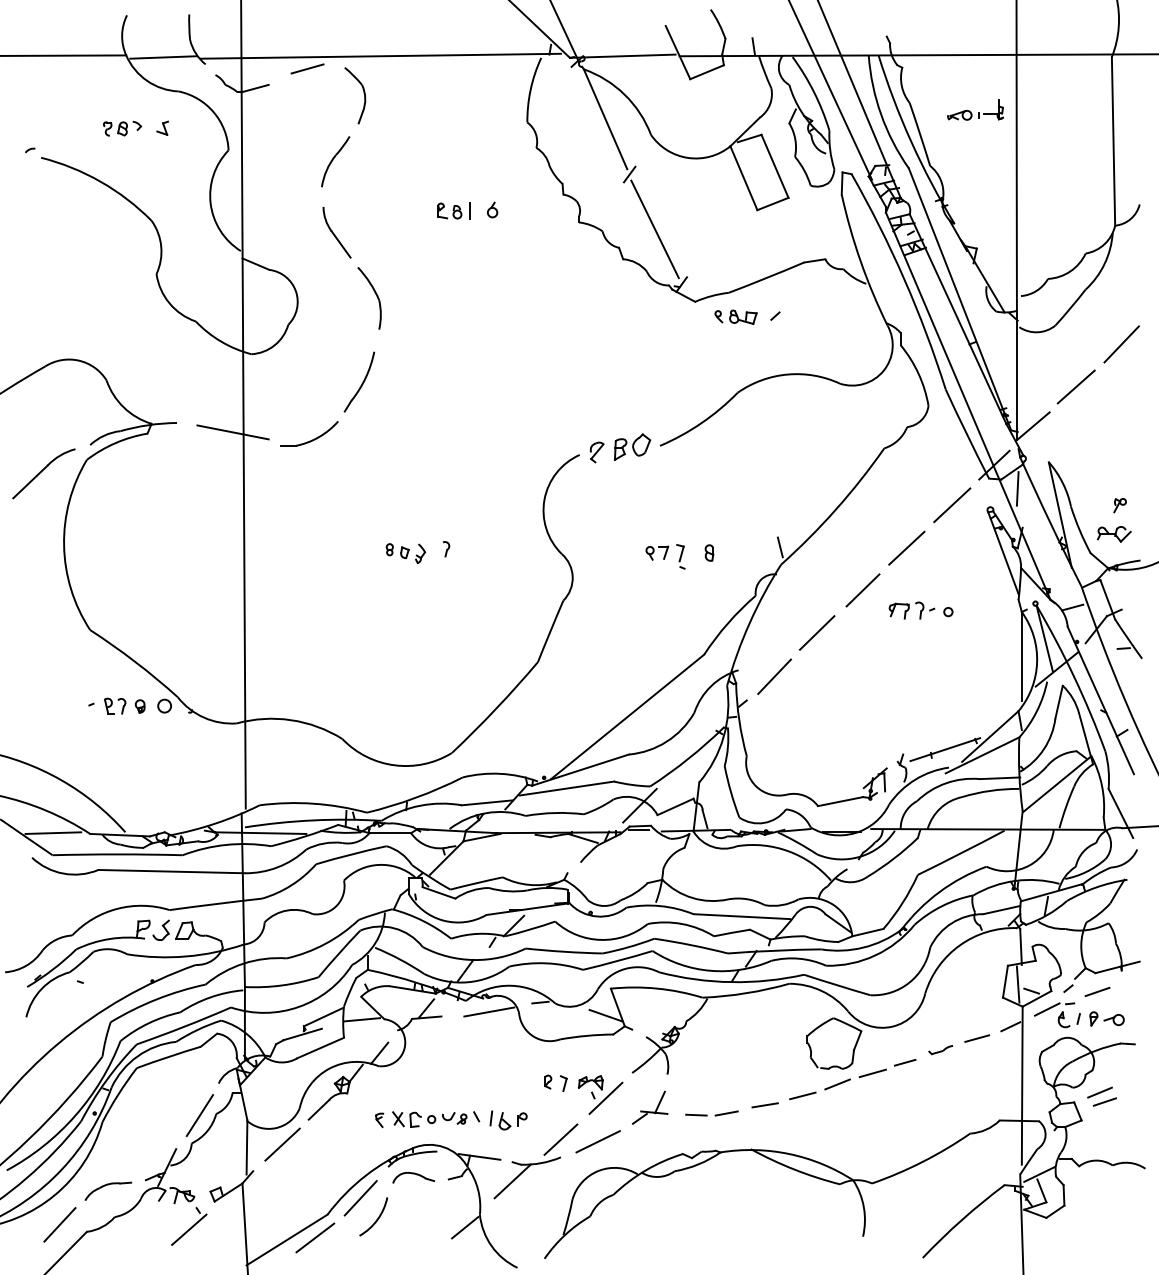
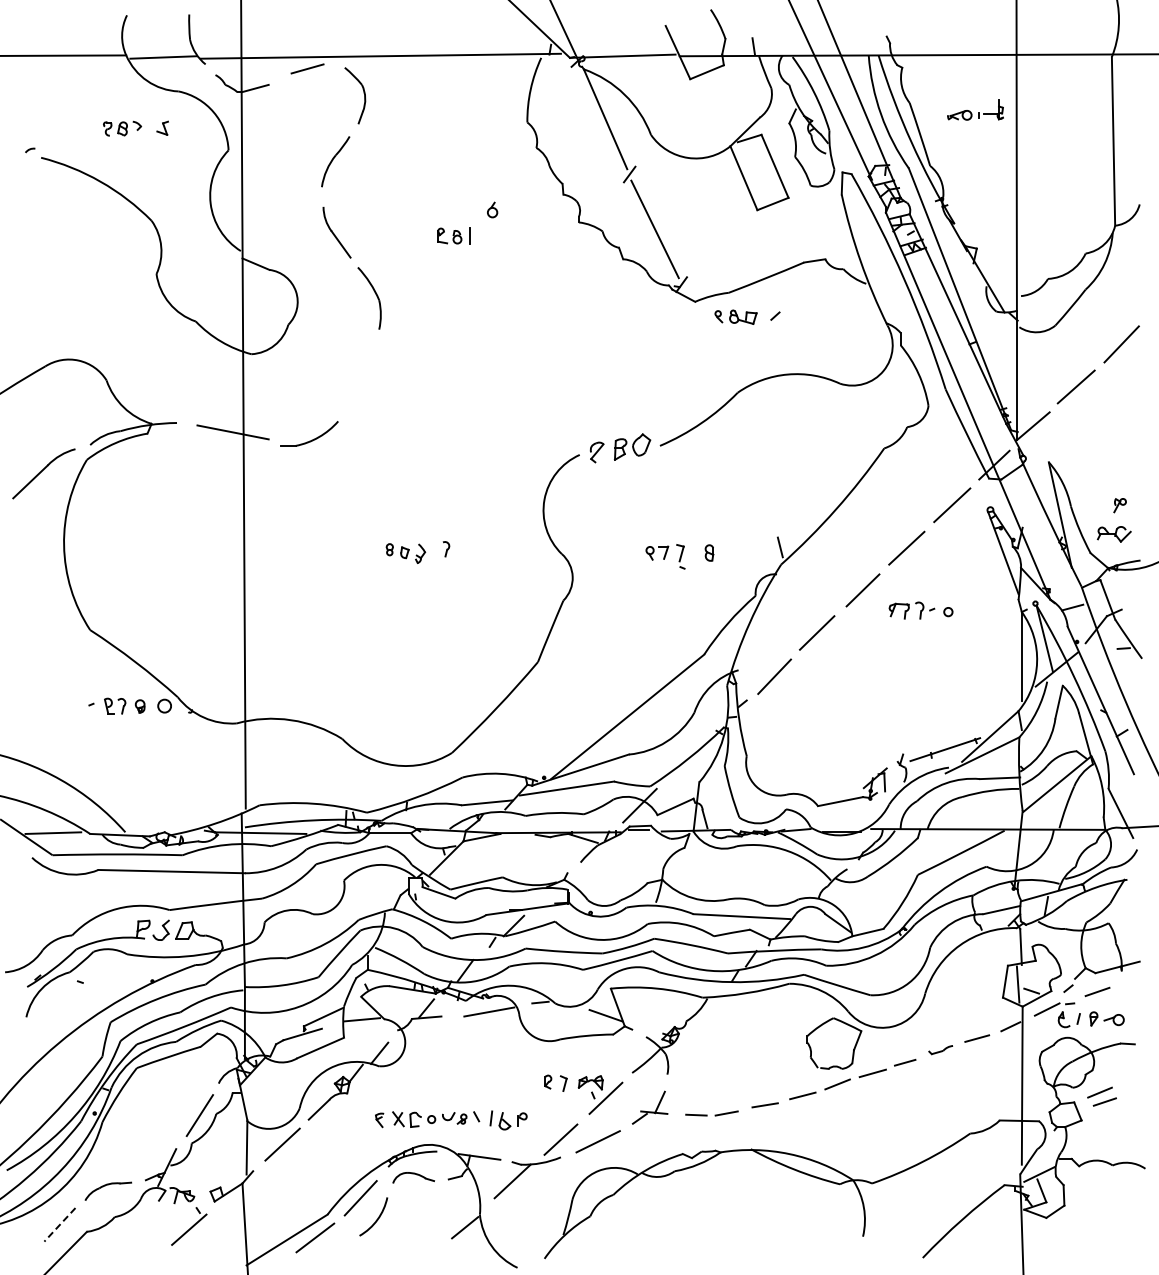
part position: (453, 210) -> (453, 235) (453, 235)
part: present -> none (359, 381)
line: present -> none (1017, 488)
line: solid -> dashed (59, 1224)
